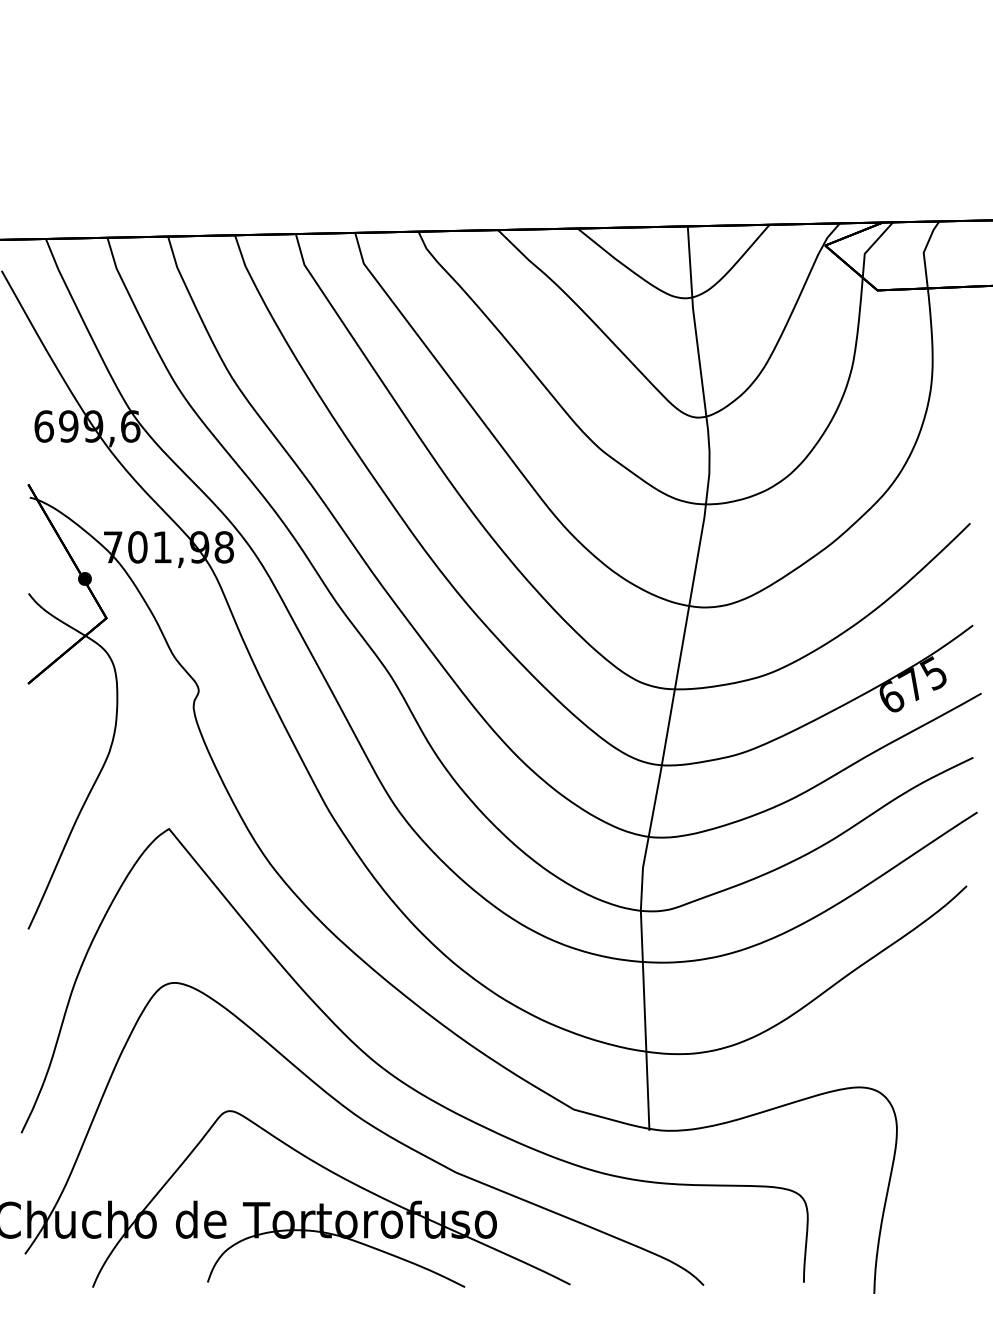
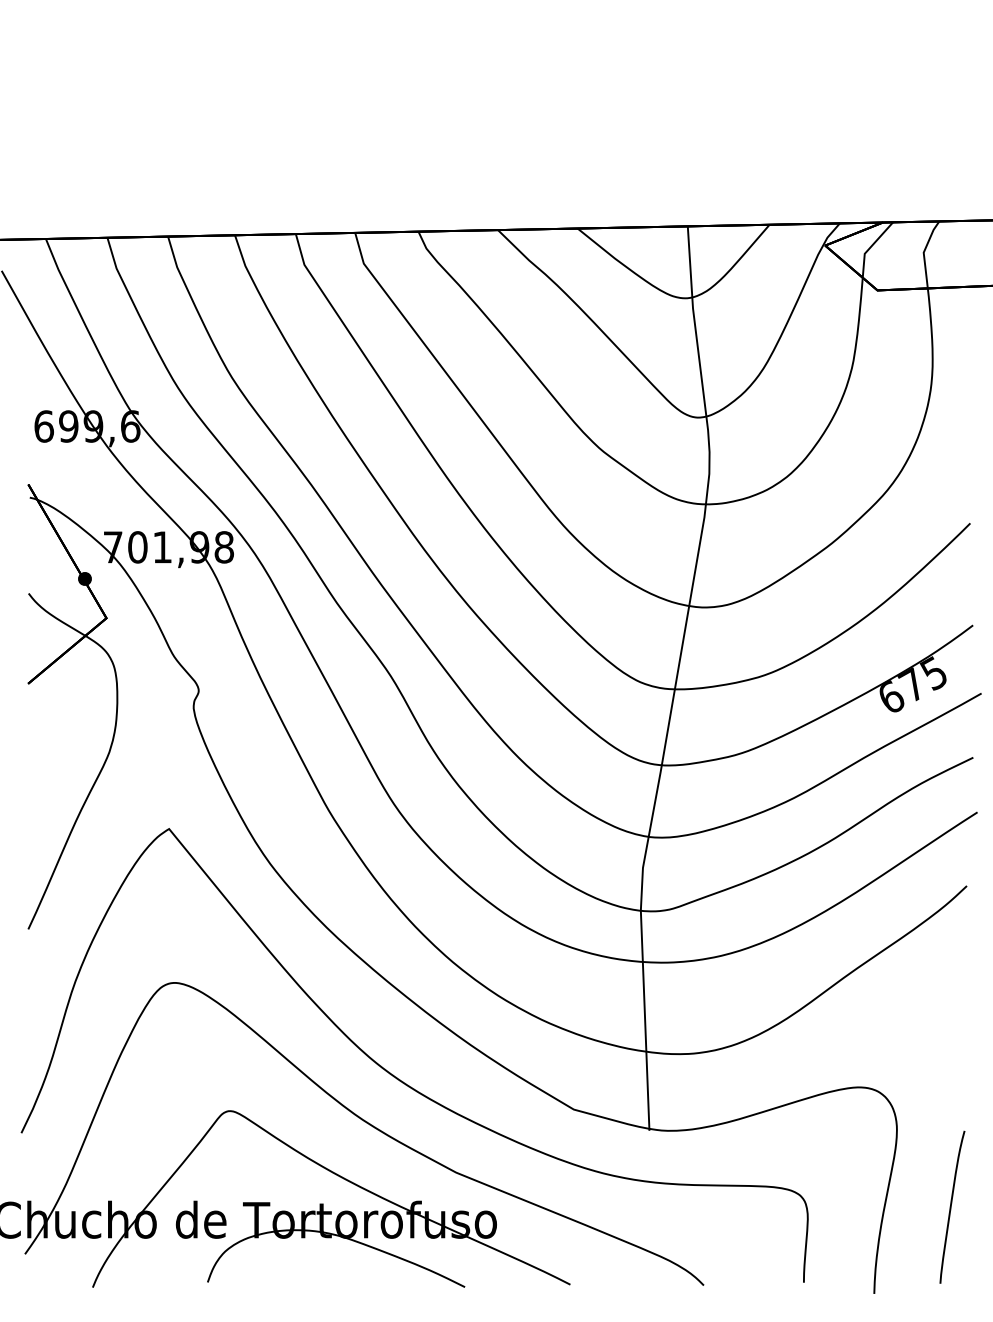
curve: none -> present (951, 1206)
